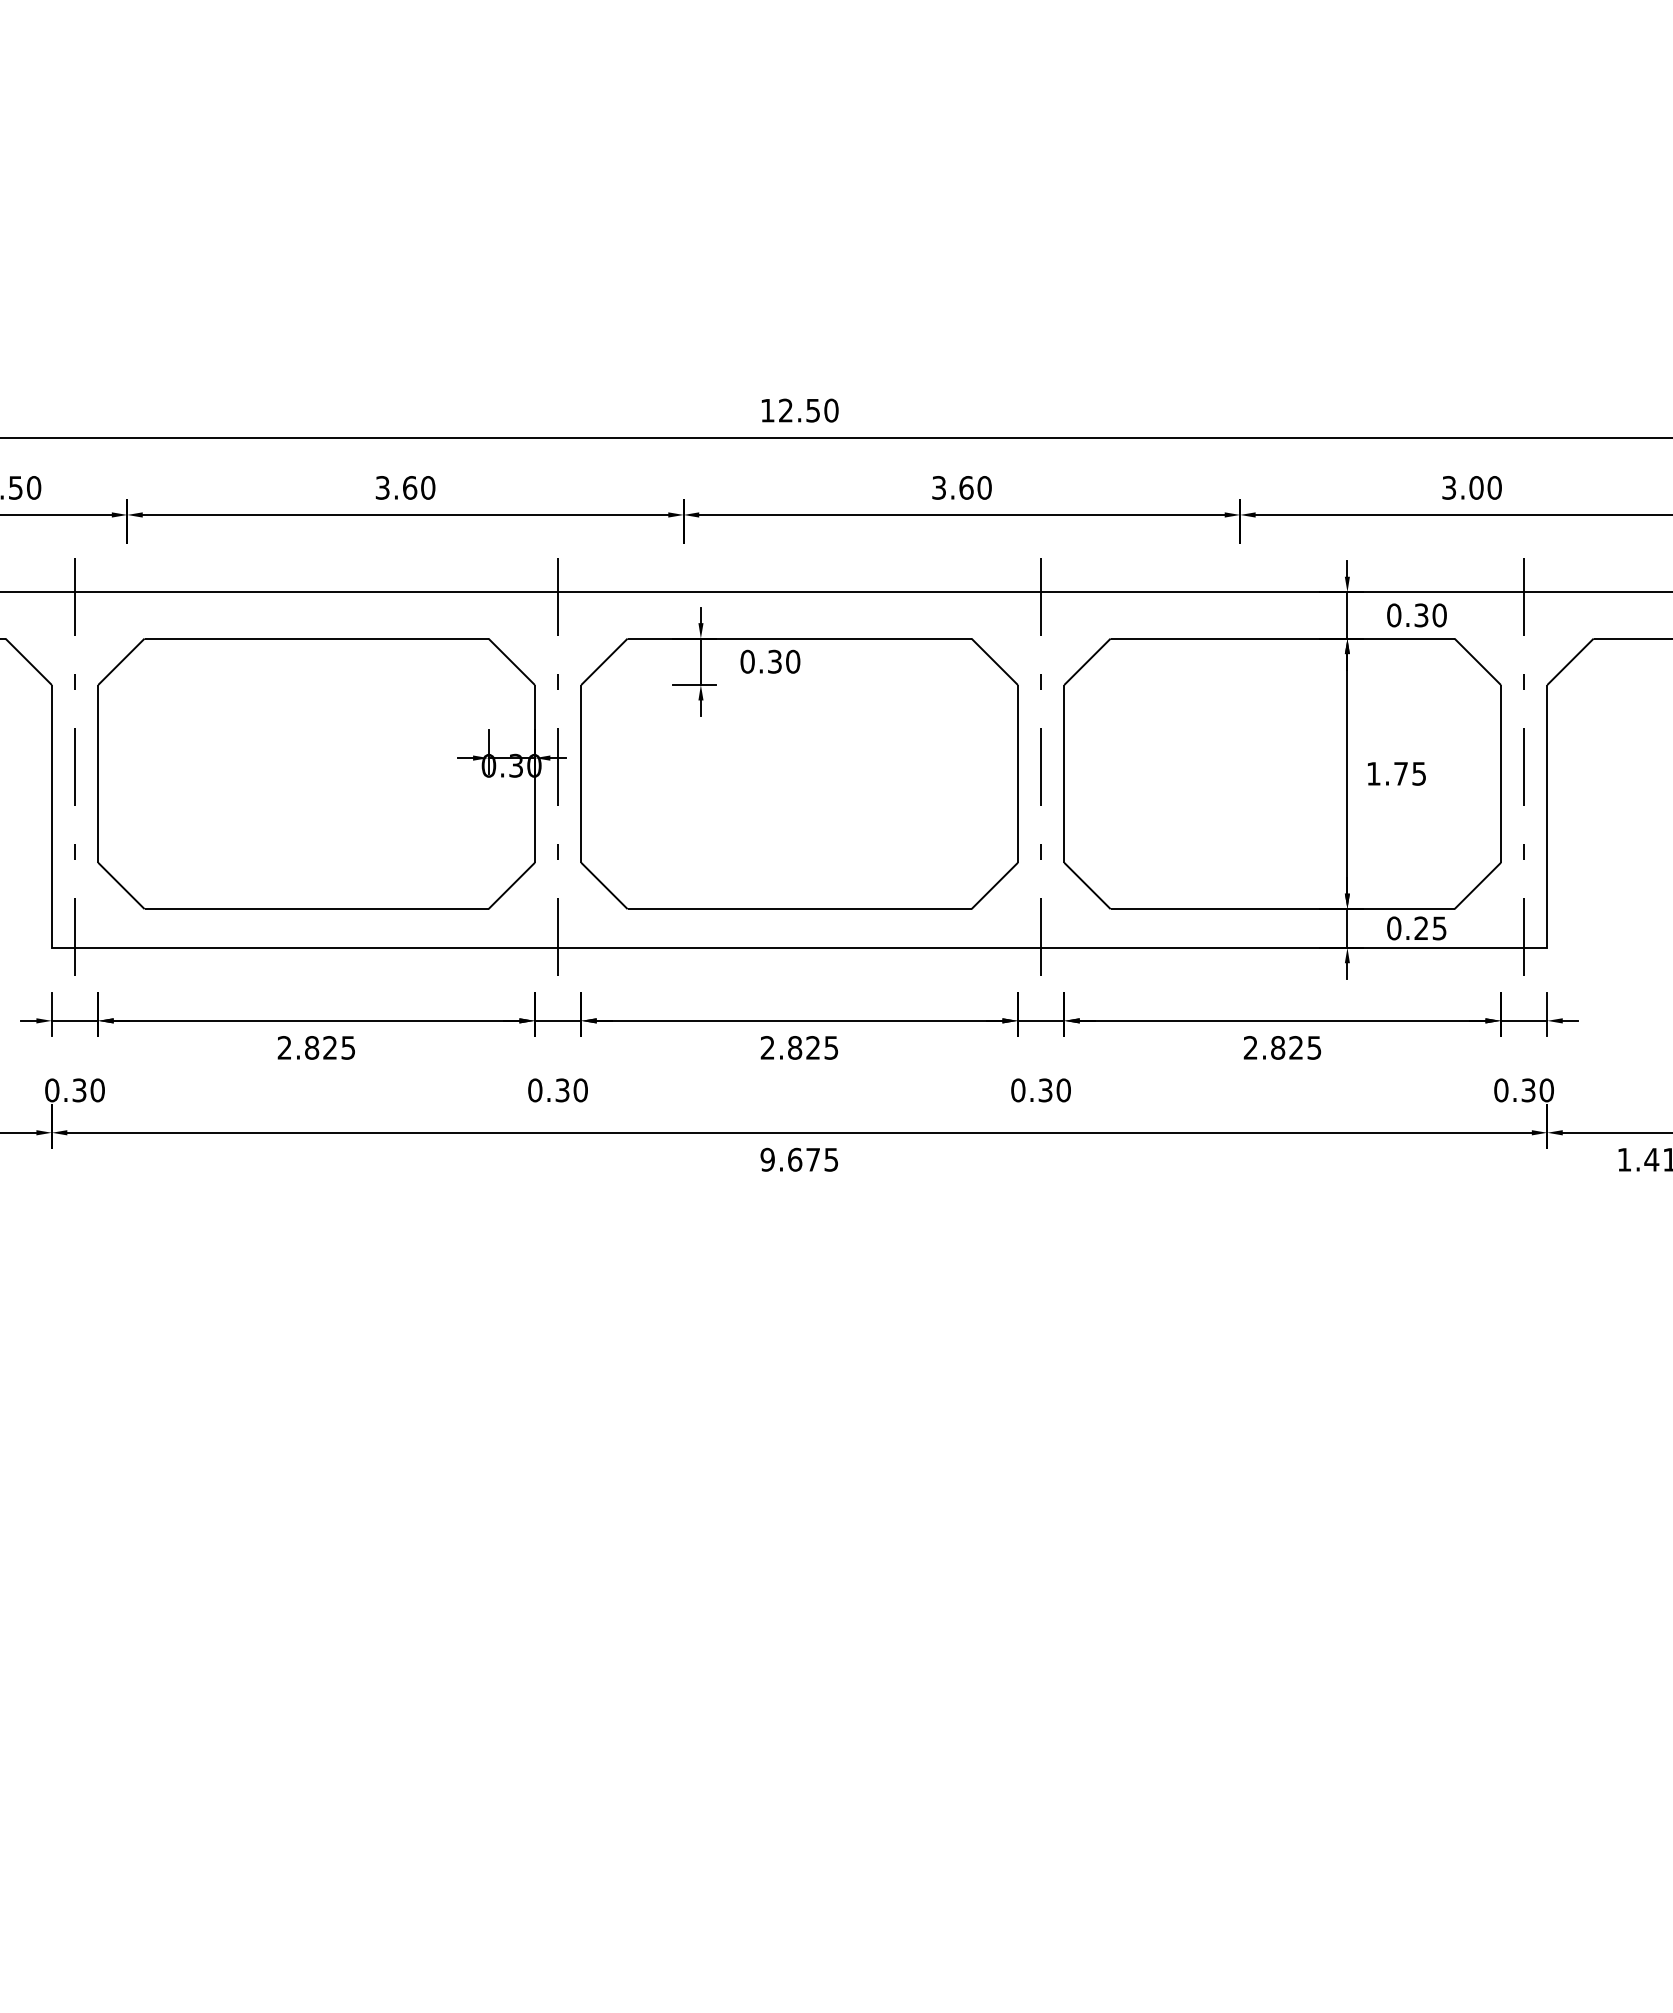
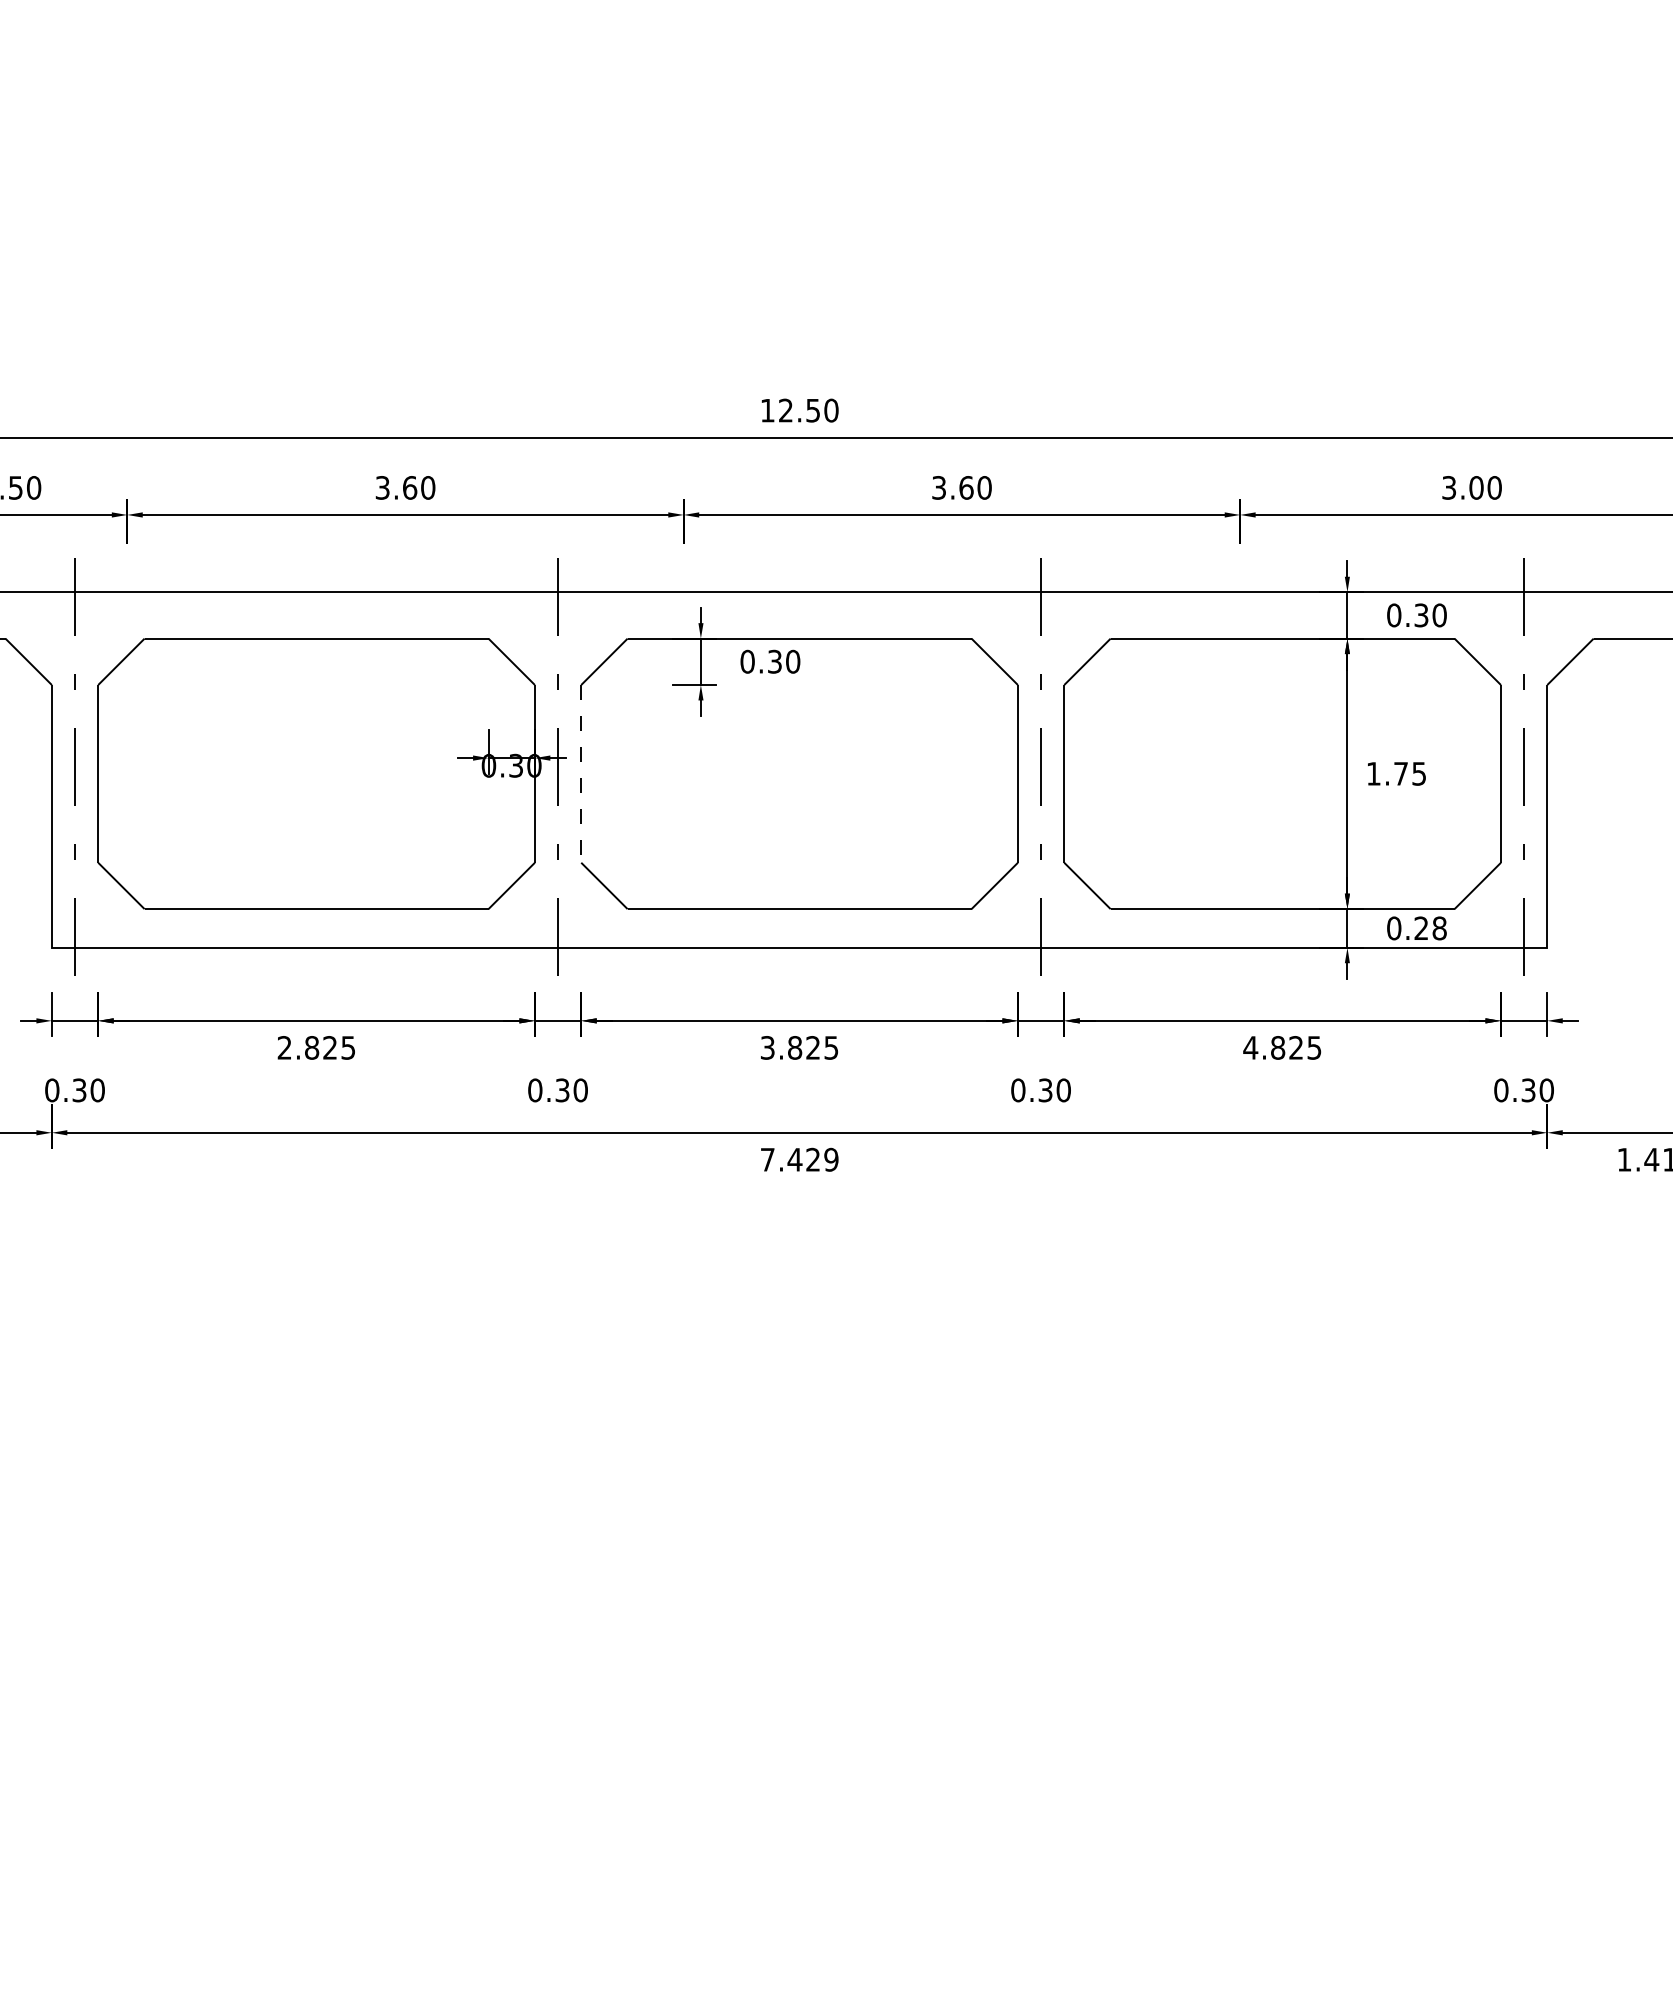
line: solid -> dashed (581, 773)
text: 0.25 -> 0.28 (1439, 928)
text: 2.825 -> 3.825 (767, 1047)
text: 2.825 -> 4.825 (1250, 1047)
text: 9.675 -> 7.429 (799, 1159)
